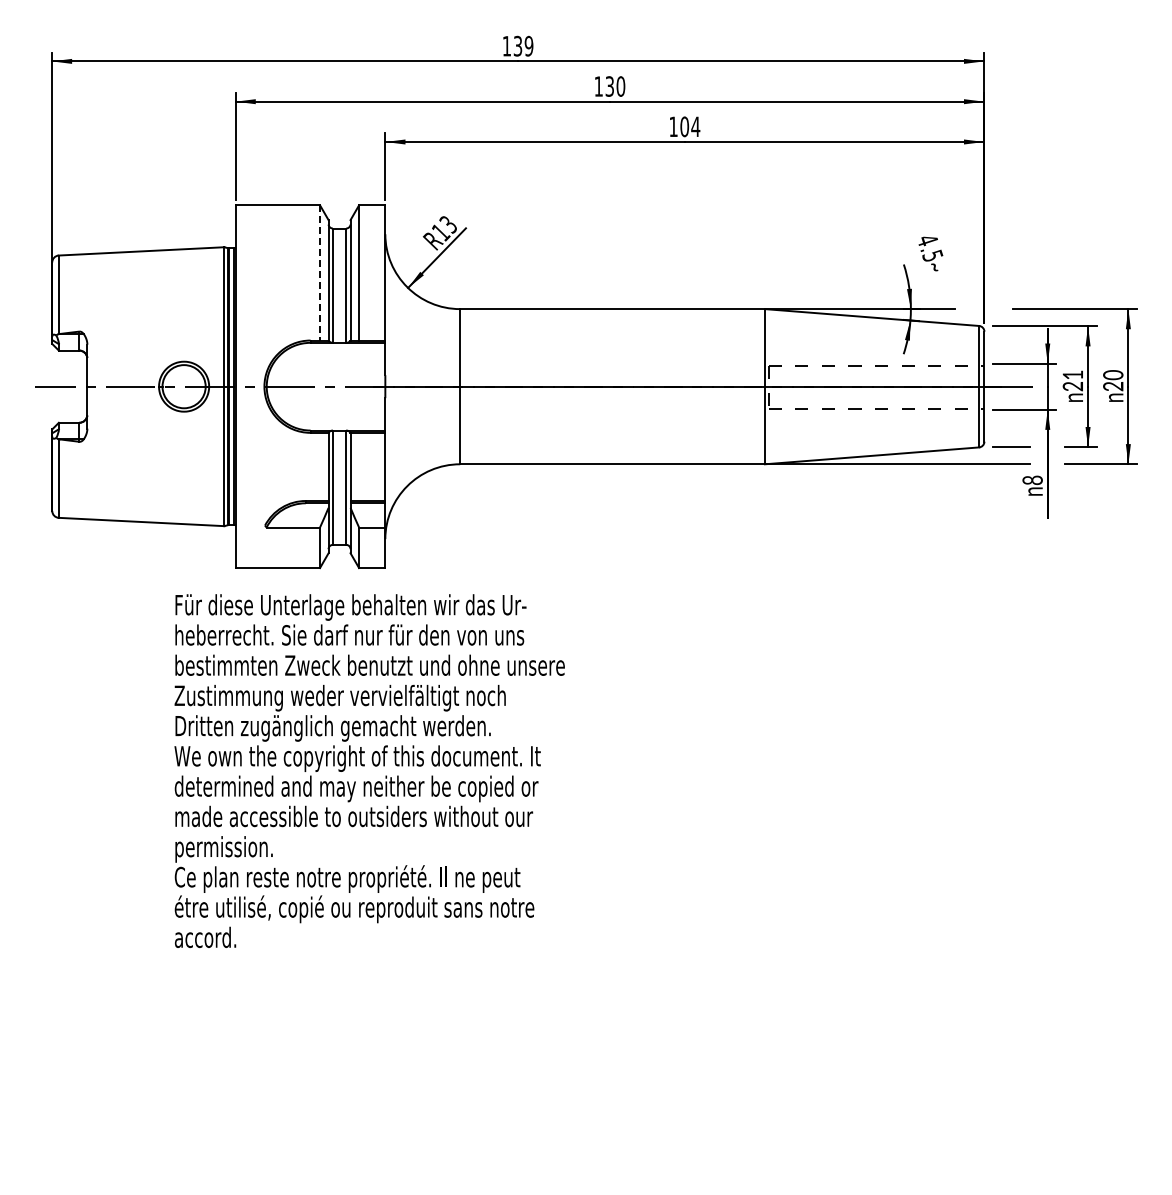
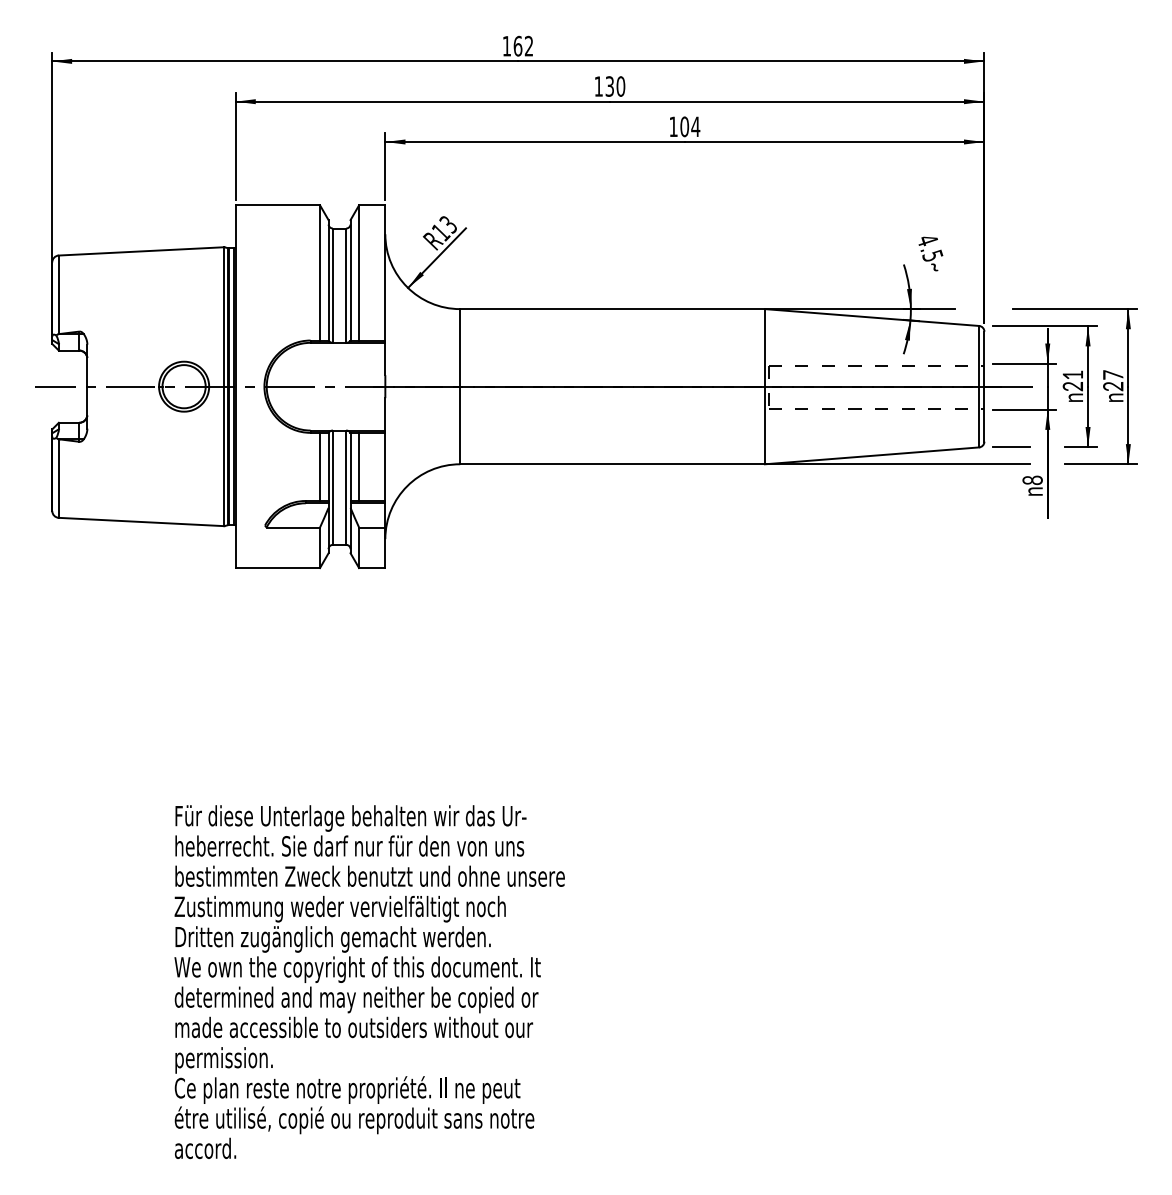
text: 139 -> 162 (523, 45)
line: dashed -> solid (320, 272)
text: 20 -> 27 (1113, 375)
line: none -> present (320, 466)
line: none -> present (359, 466)
text position: (369, 770) -> (369, 981) (369, 981)
